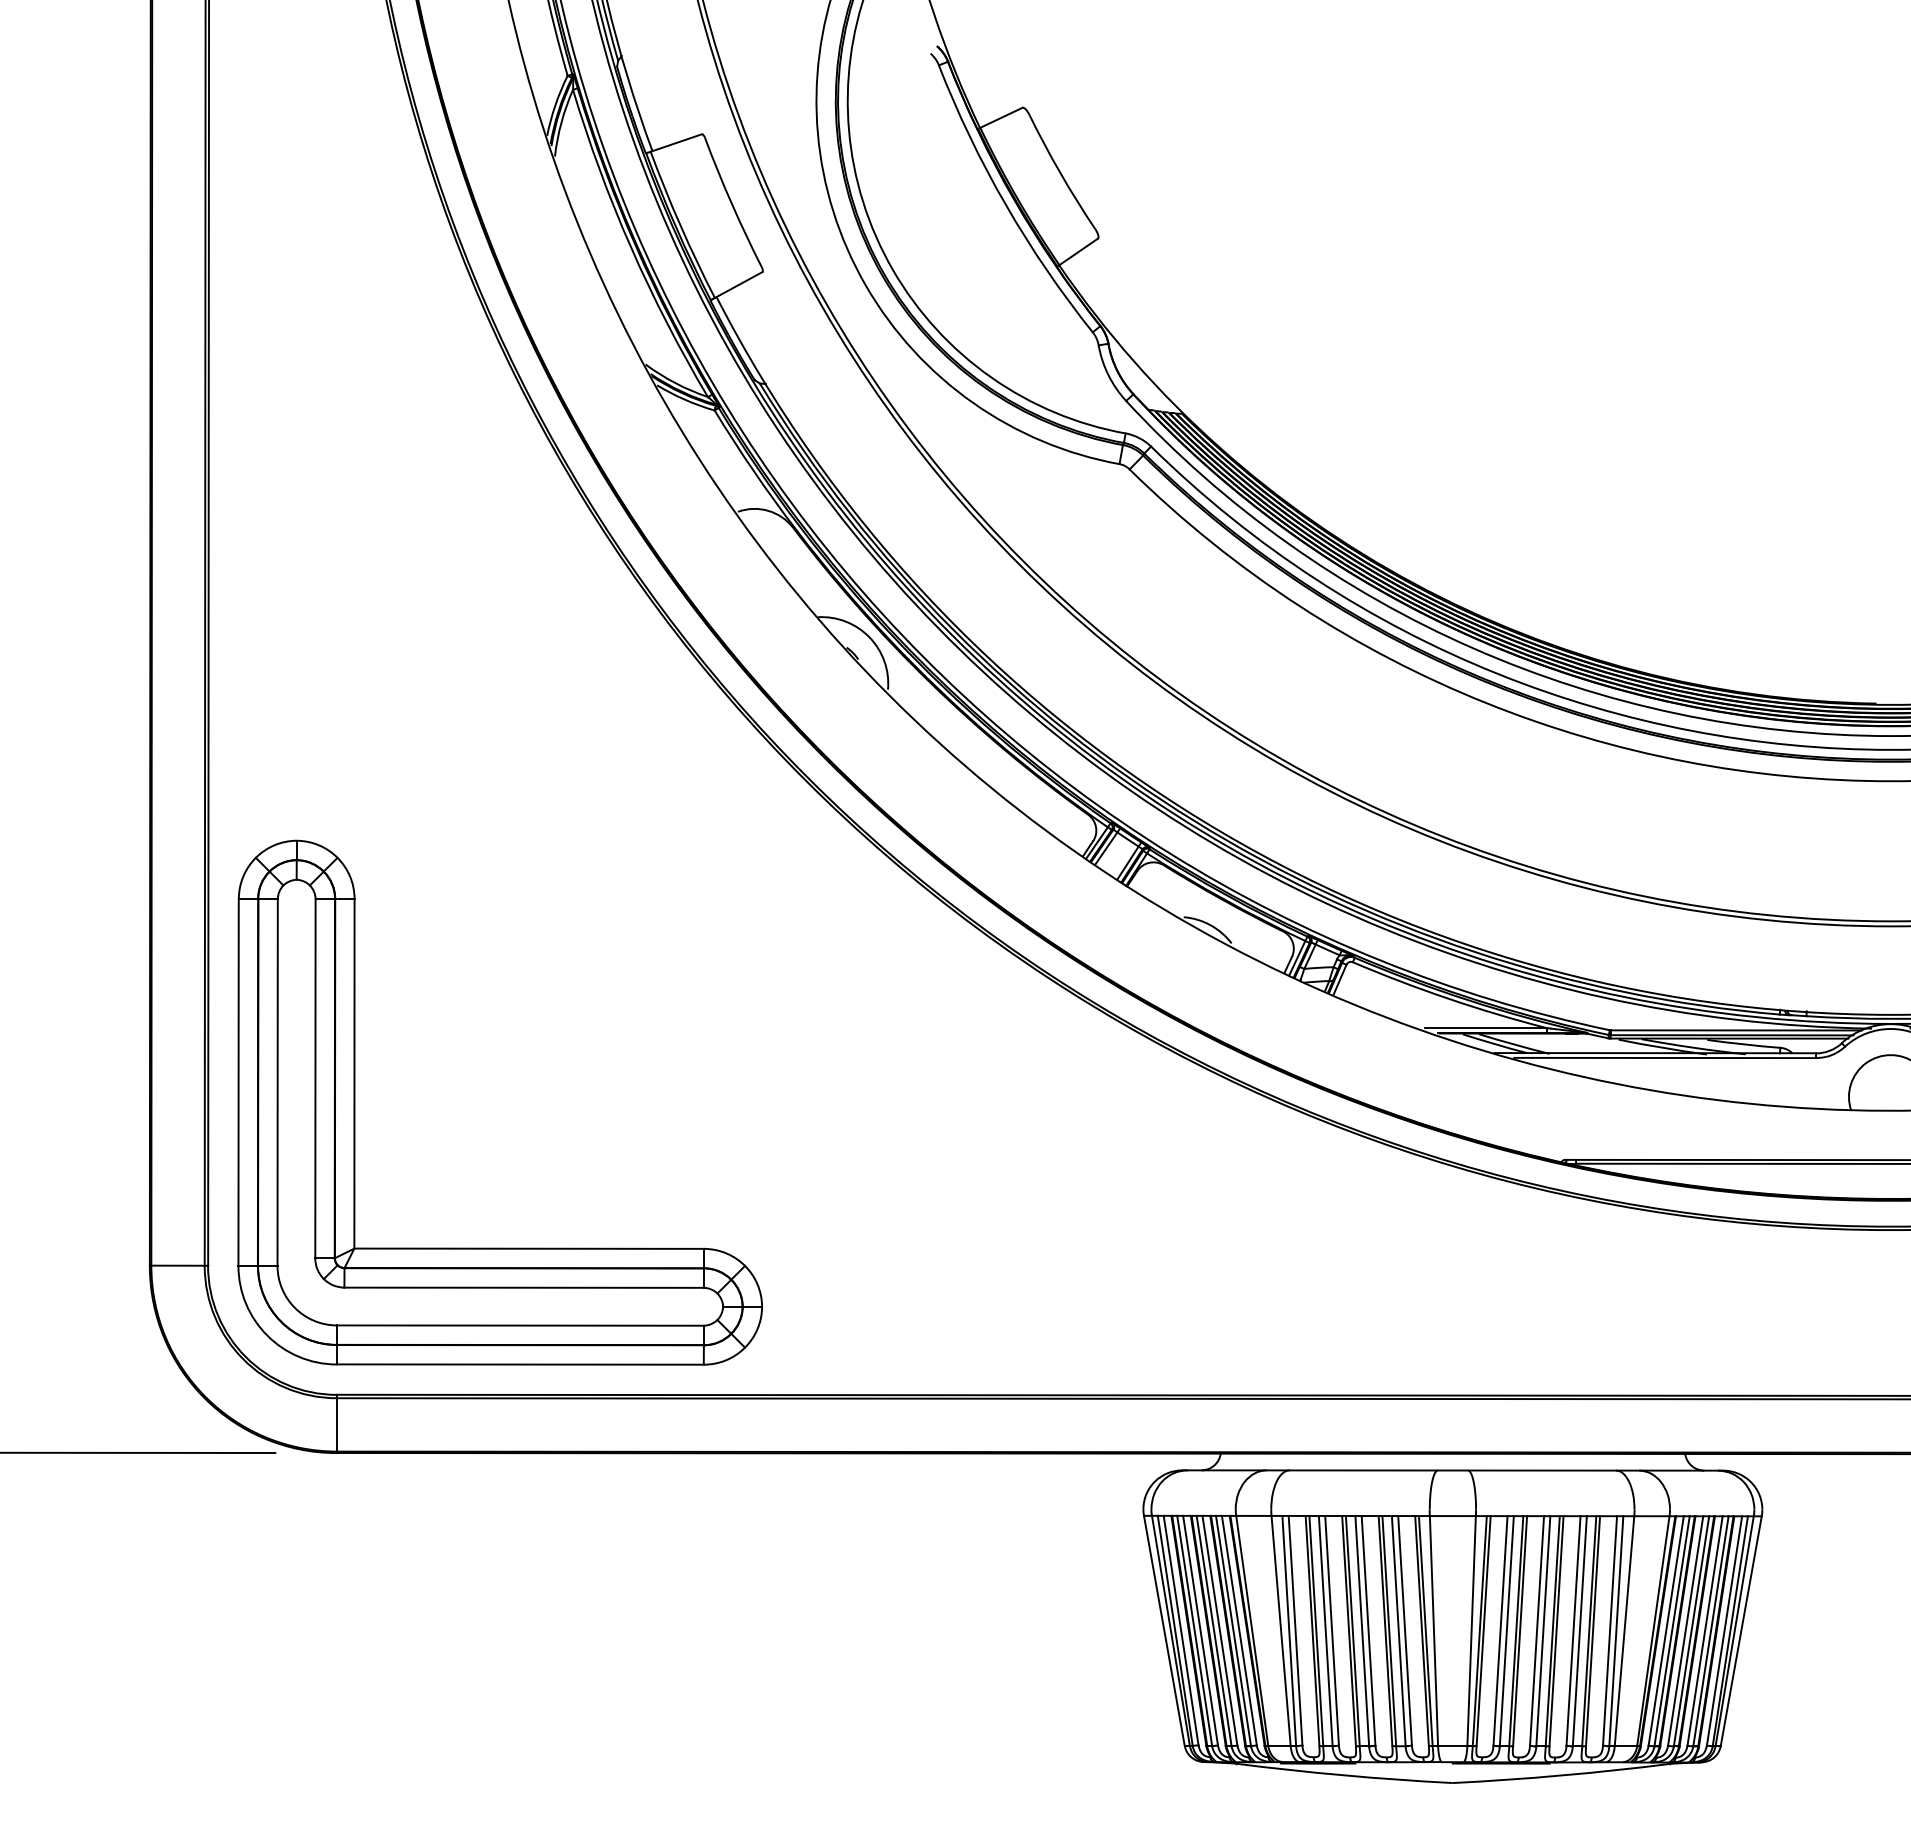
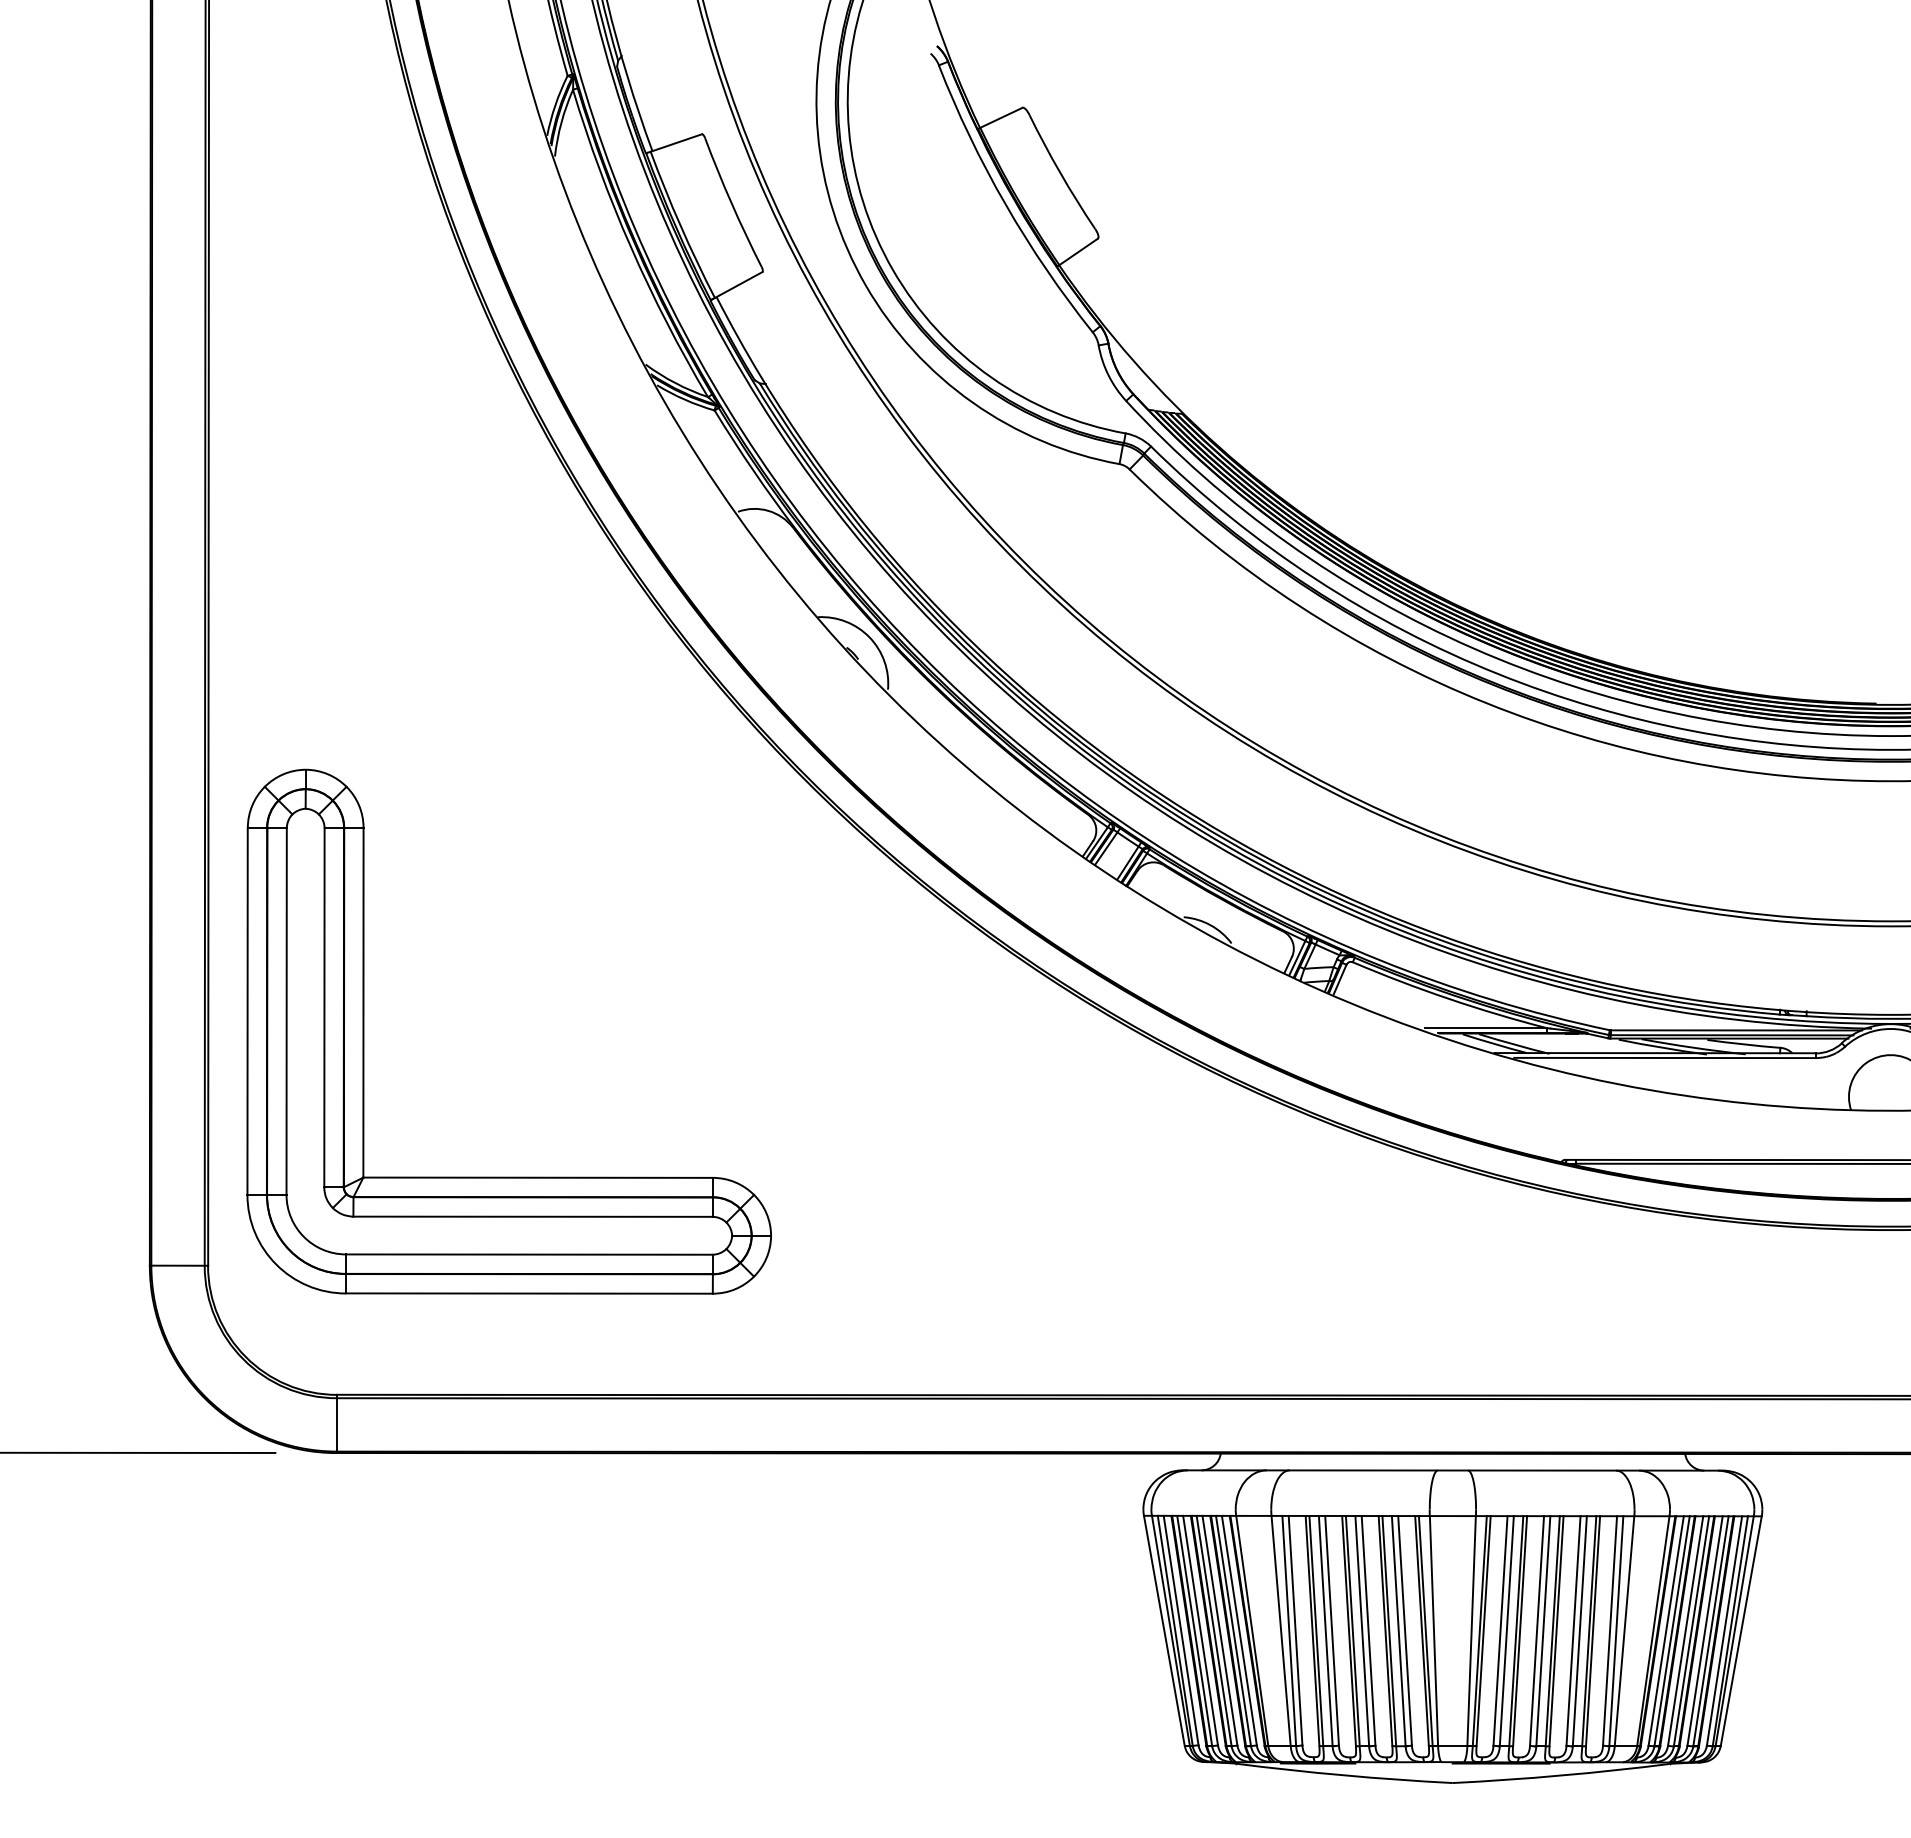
part position: (355, 1102) -> (364, 1031) (364, 1031)
